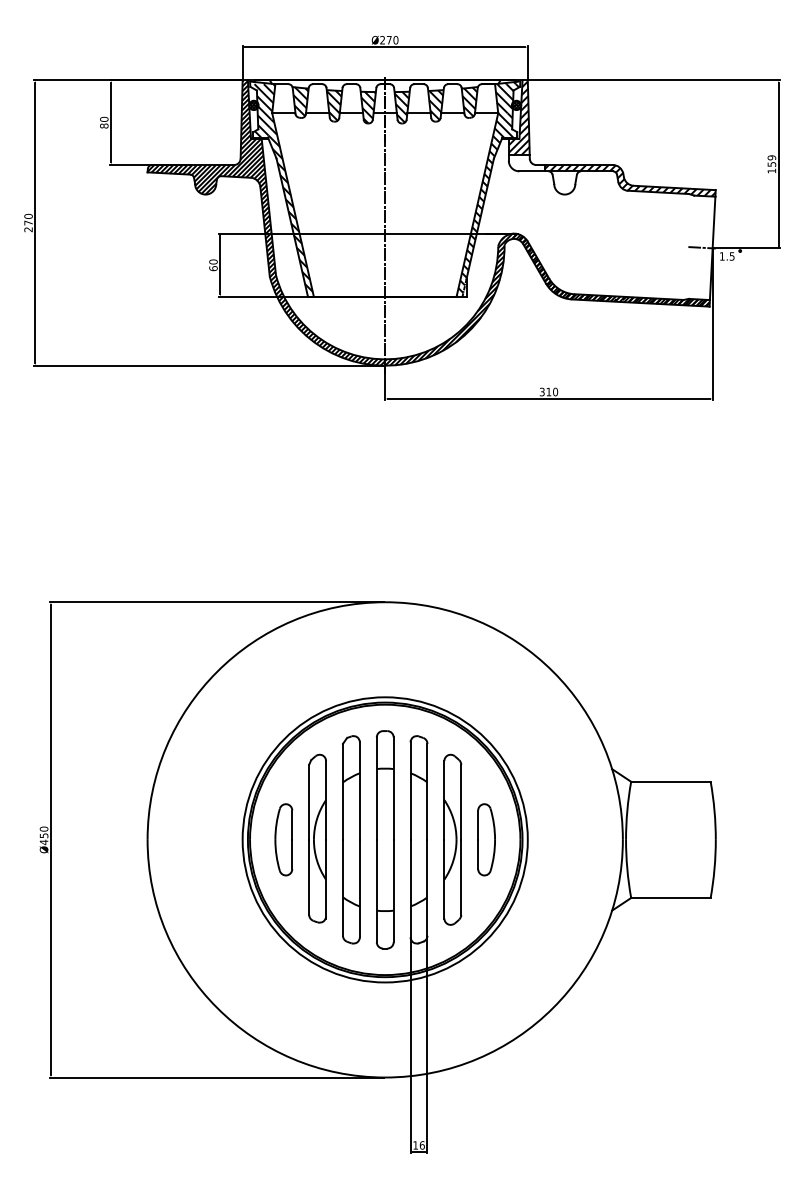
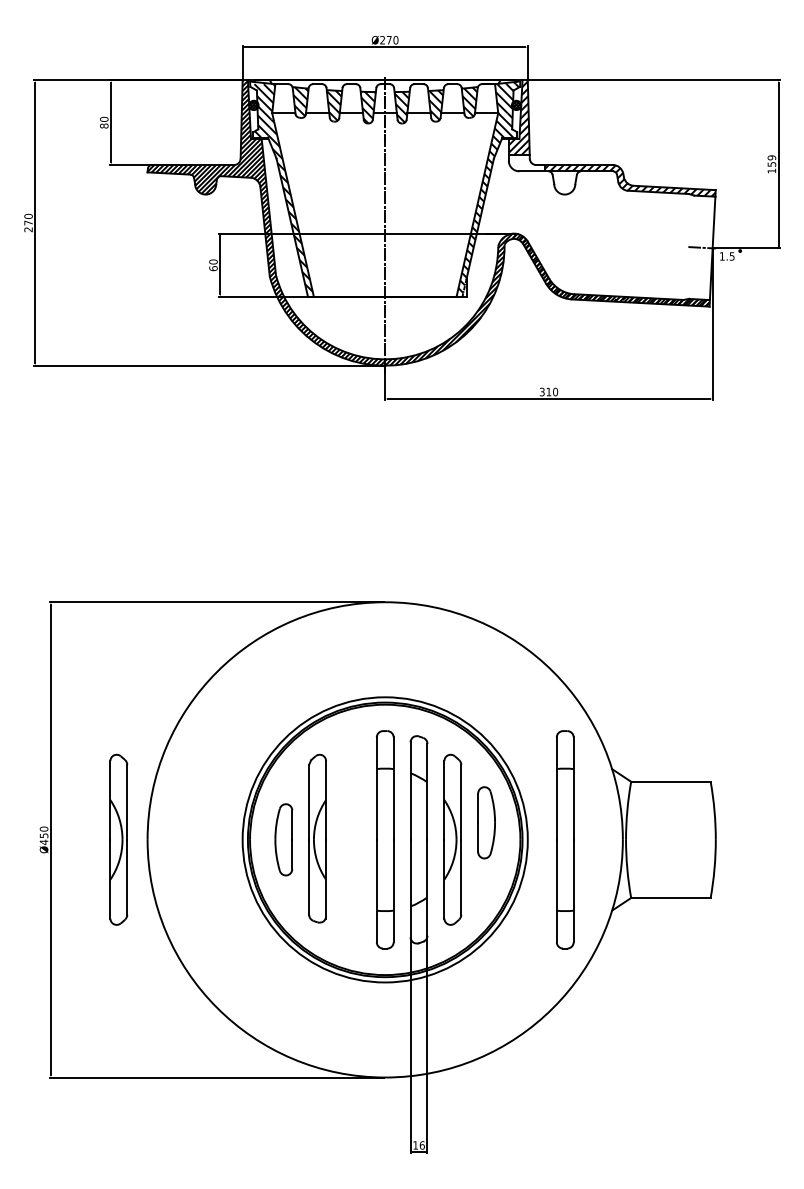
part: none -> present (118, 839)
part: present -> none (351, 839)
part position: (486, 839) -> (486, 822) (486, 822)
part: none -> present (565, 839)
